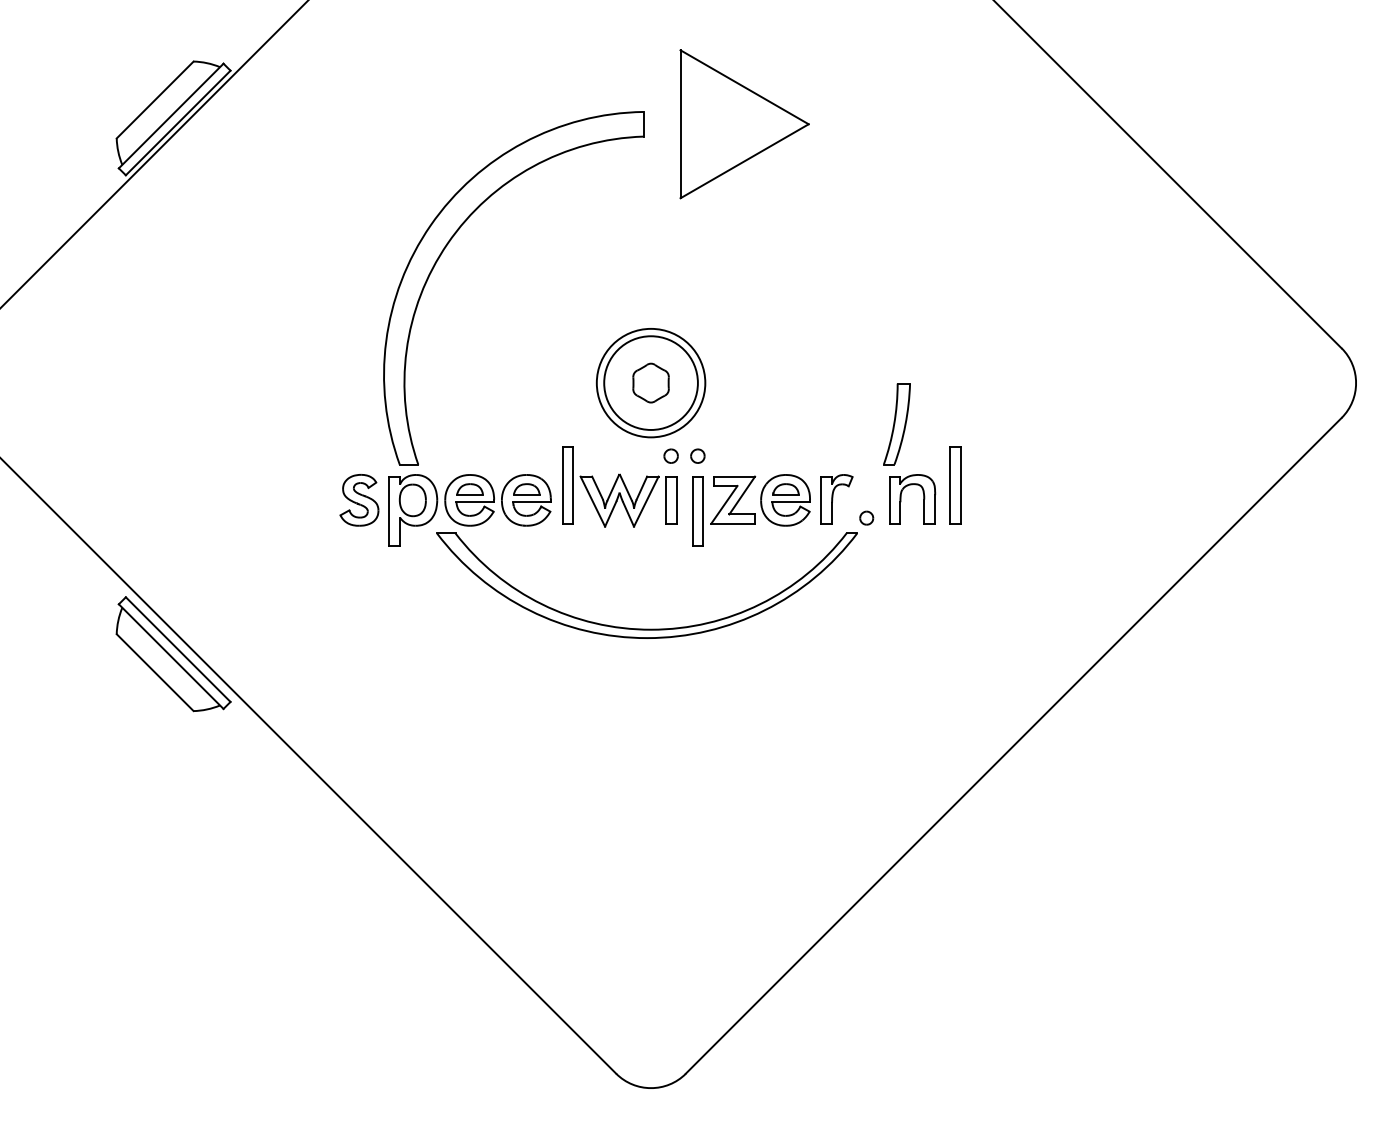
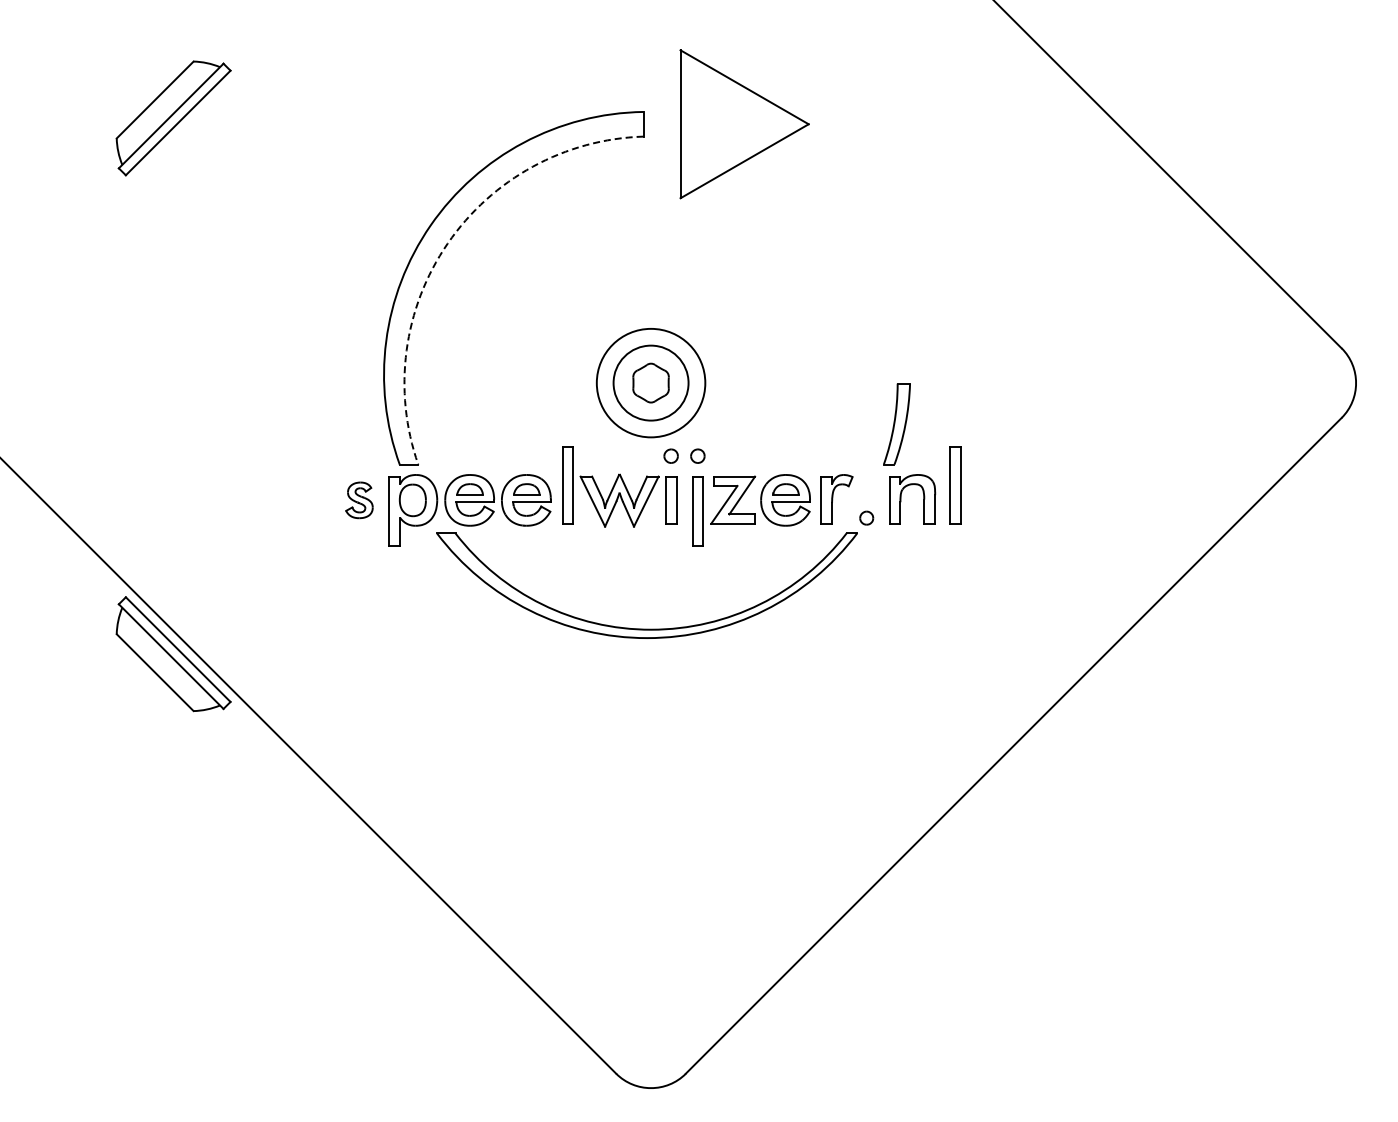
line: present -> none (154, 154)
arc: solid -> dashed (447, 243)
circle diameter: 94 px -> 75 px (650, 382)
part size: 41x53 px -> 29x39 px (359, 500)
